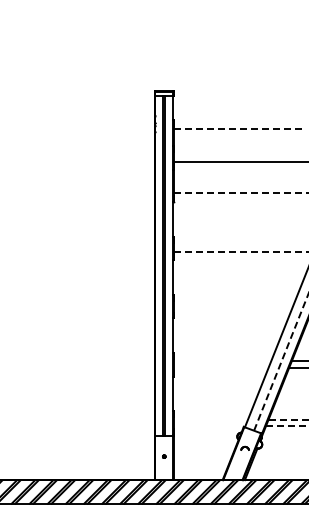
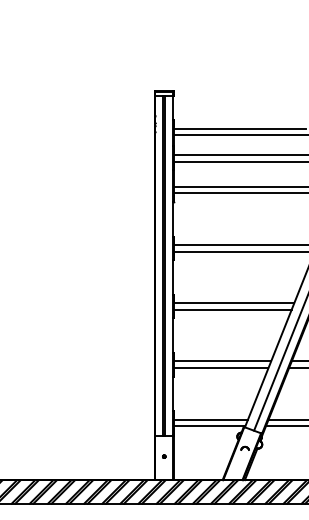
line: dashed -> solid (239, 128)
line: none -> present (239, 135)
line: none -> present (239, 154)
line: none -> present (239, 186)
line: dashed -> solid (241, 193)
line: none -> present (239, 245)
line: dashed -> solid (241, 251)
line: none -> present (234, 303)
line: none -> present (232, 310)
line: none -> present (222, 361)
line: dashed -> solid (281, 362)
line: none -> present (221, 368)
line: none -> present (211, 419)
line: dashed -> solid (288, 419)
line: none -> present (209, 426)
line: dashed -> solid (287, 426)
